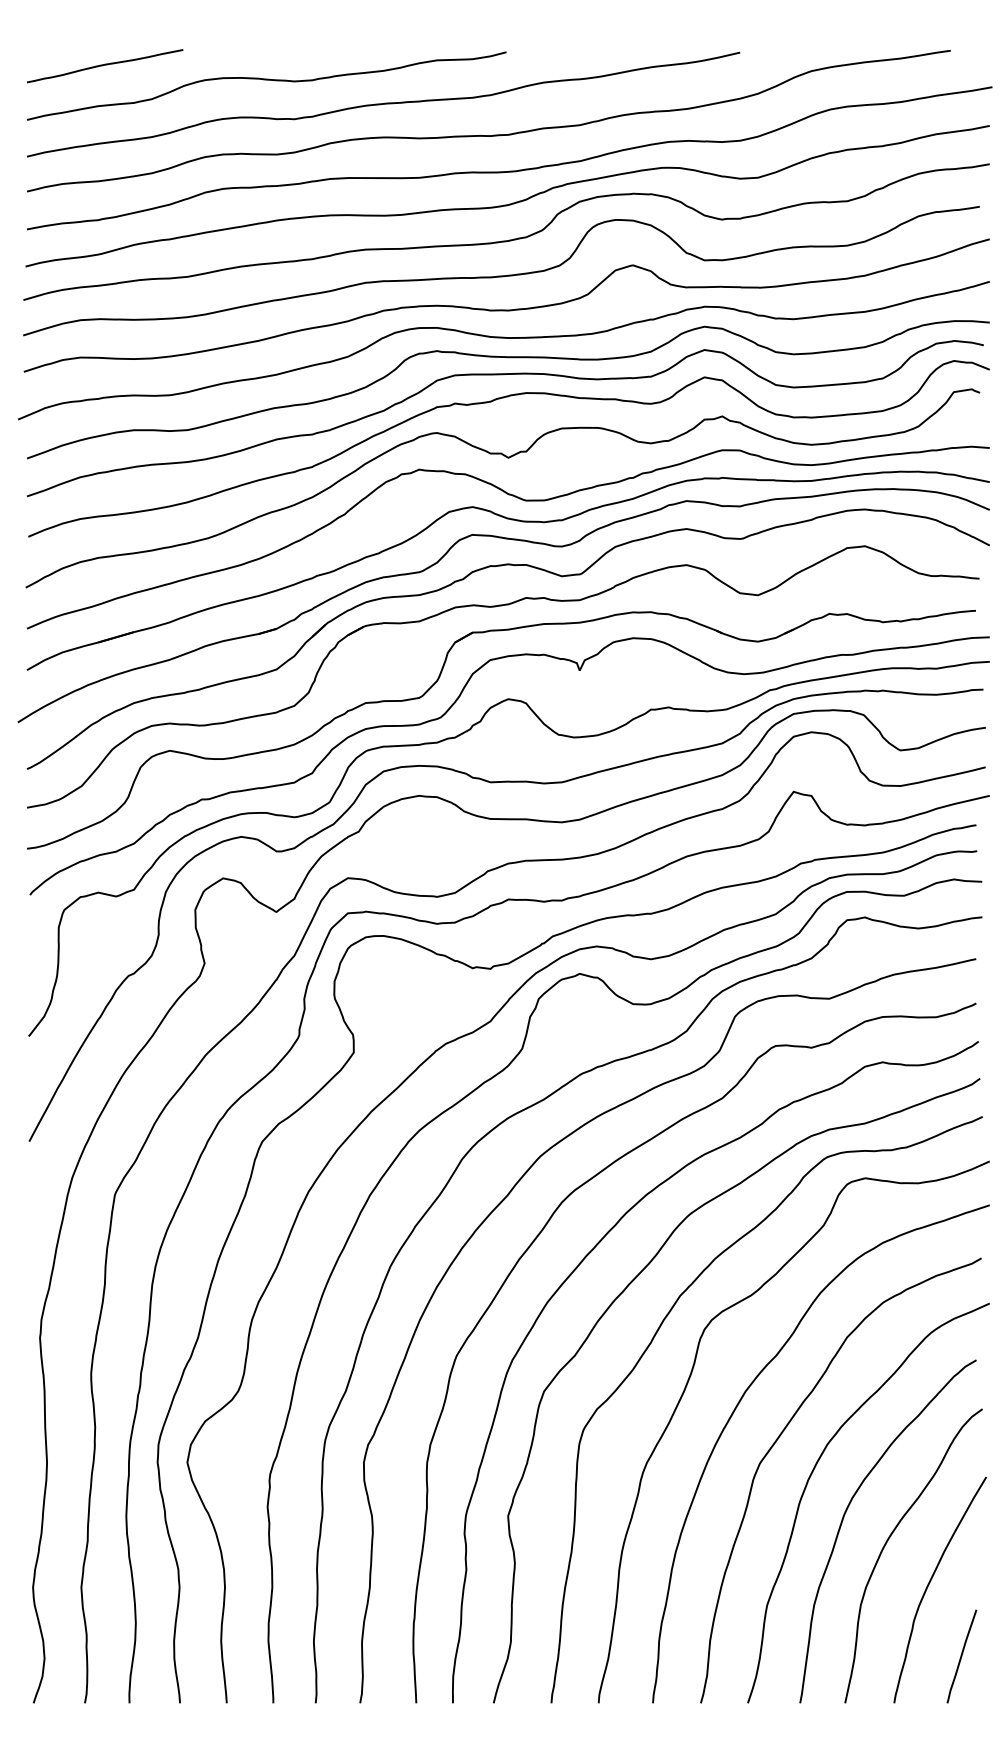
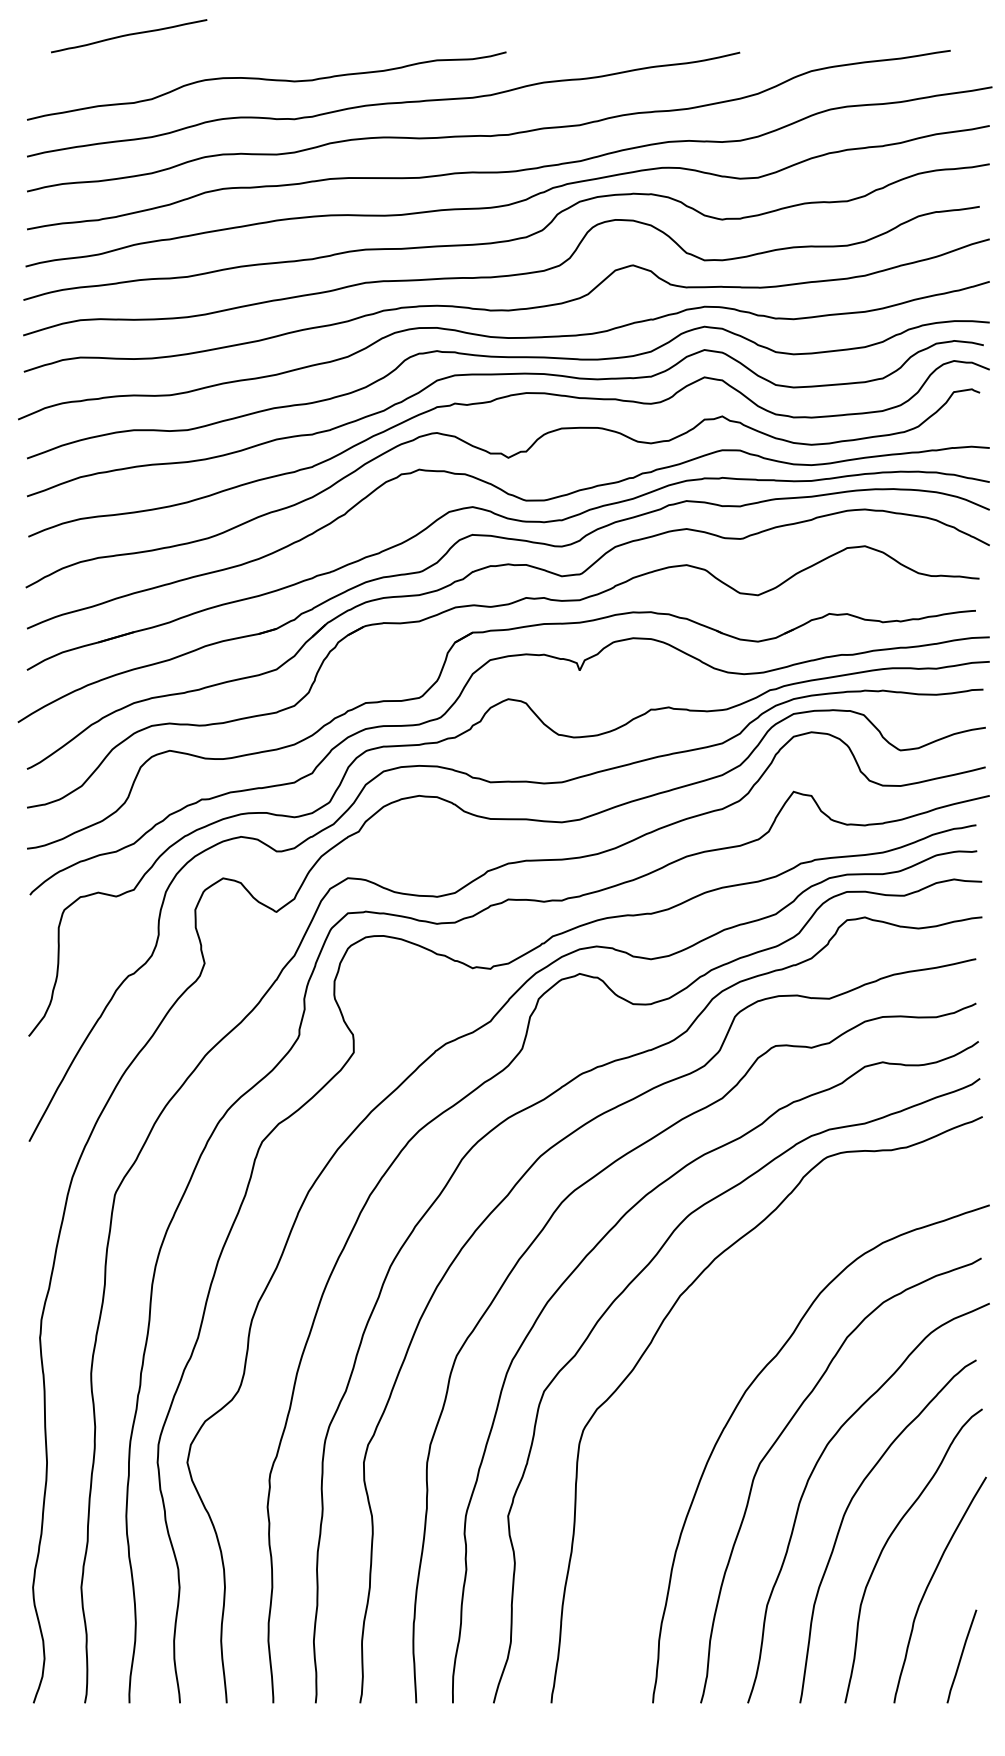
curve position: (105, 65) -> (129, 35) (129, 35)
curve: present -> none (686, 1388)
